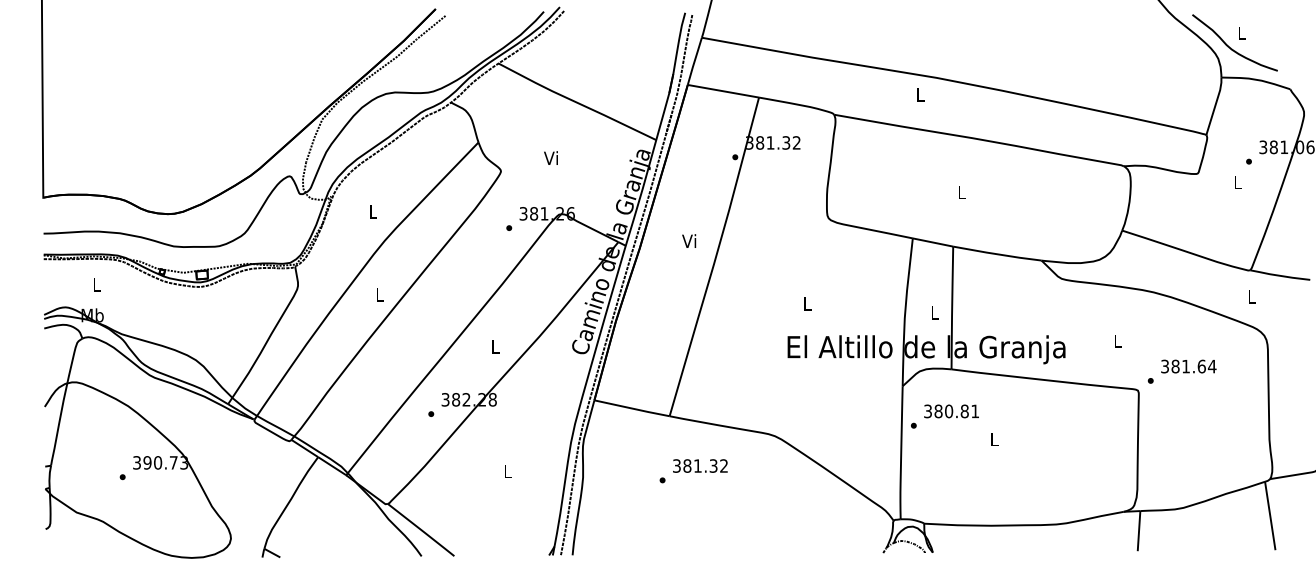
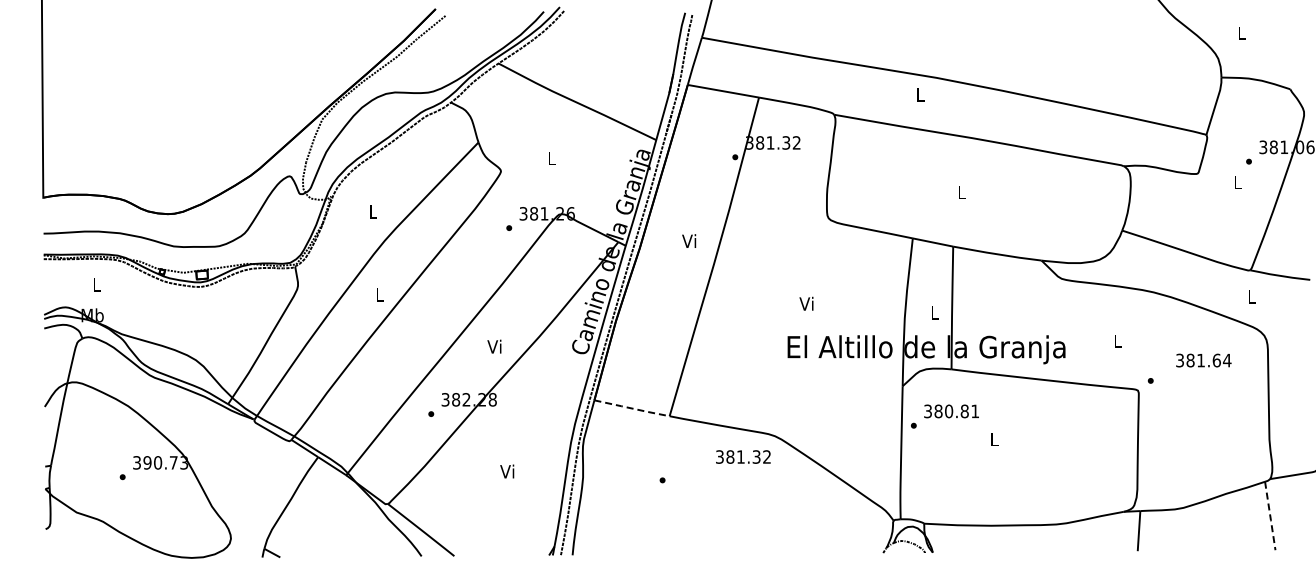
curve: present -> none (1232, 48)
text: Vi -> L (550, 157)
text: L -> Vi (806, 303)
text: L -> Vi (494, 346)
text position: (1188, 366) -> (1203, 360) (1203, 360)
line: solid -> dashed (631, 408)
text position: (700, 465) -> (743, 456) (743, 456)
text: L -> Vi (507, 471)
line: solid -> dashed (1270, 516)
